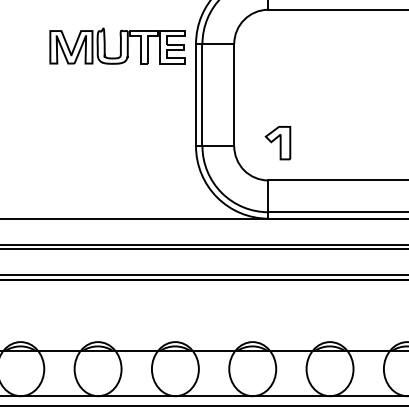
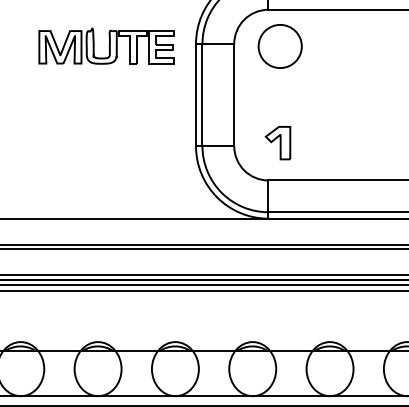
part position: (117, 45) -> (106, 45) (106, 45)
circle: none -> present (279, 46)
line: none -> present (203, 284)
line: none -> present (203, 290)
